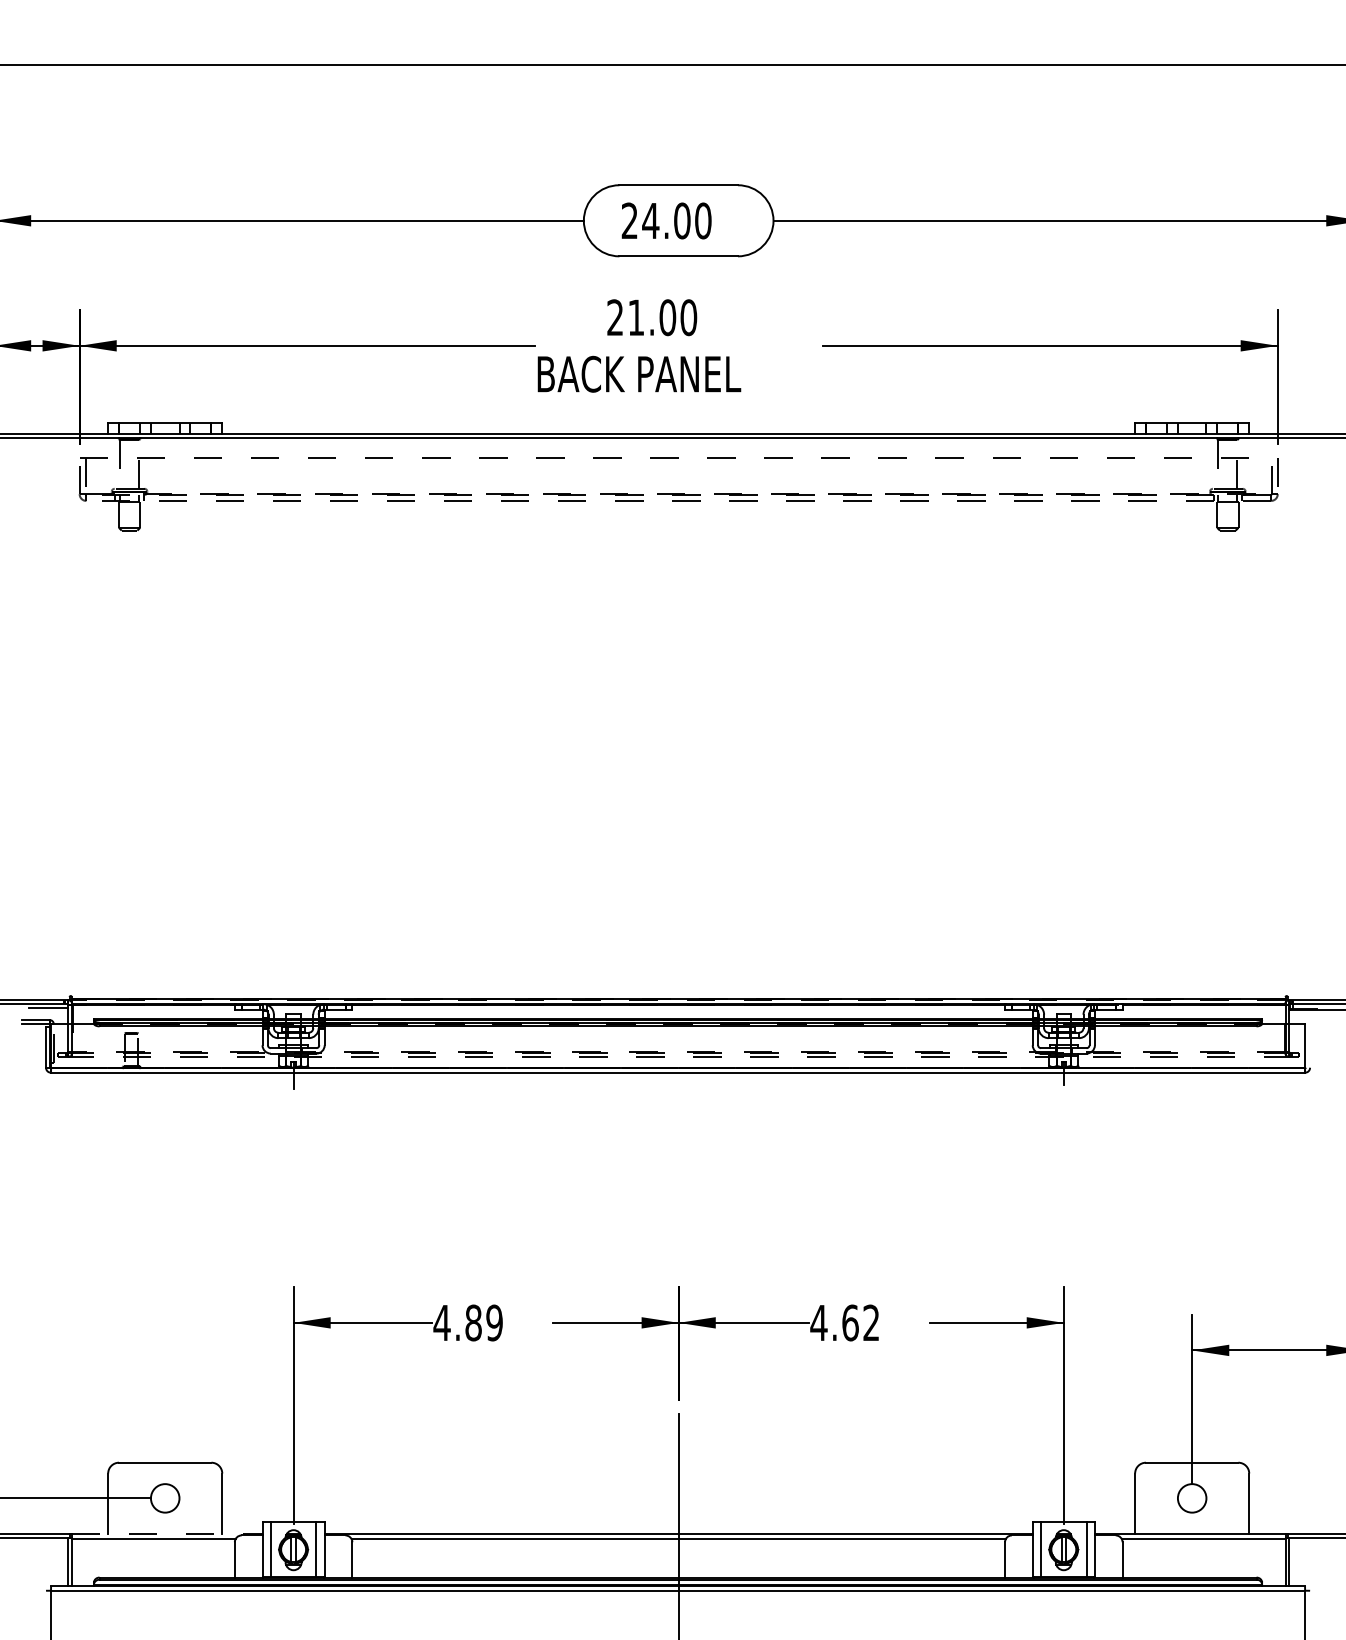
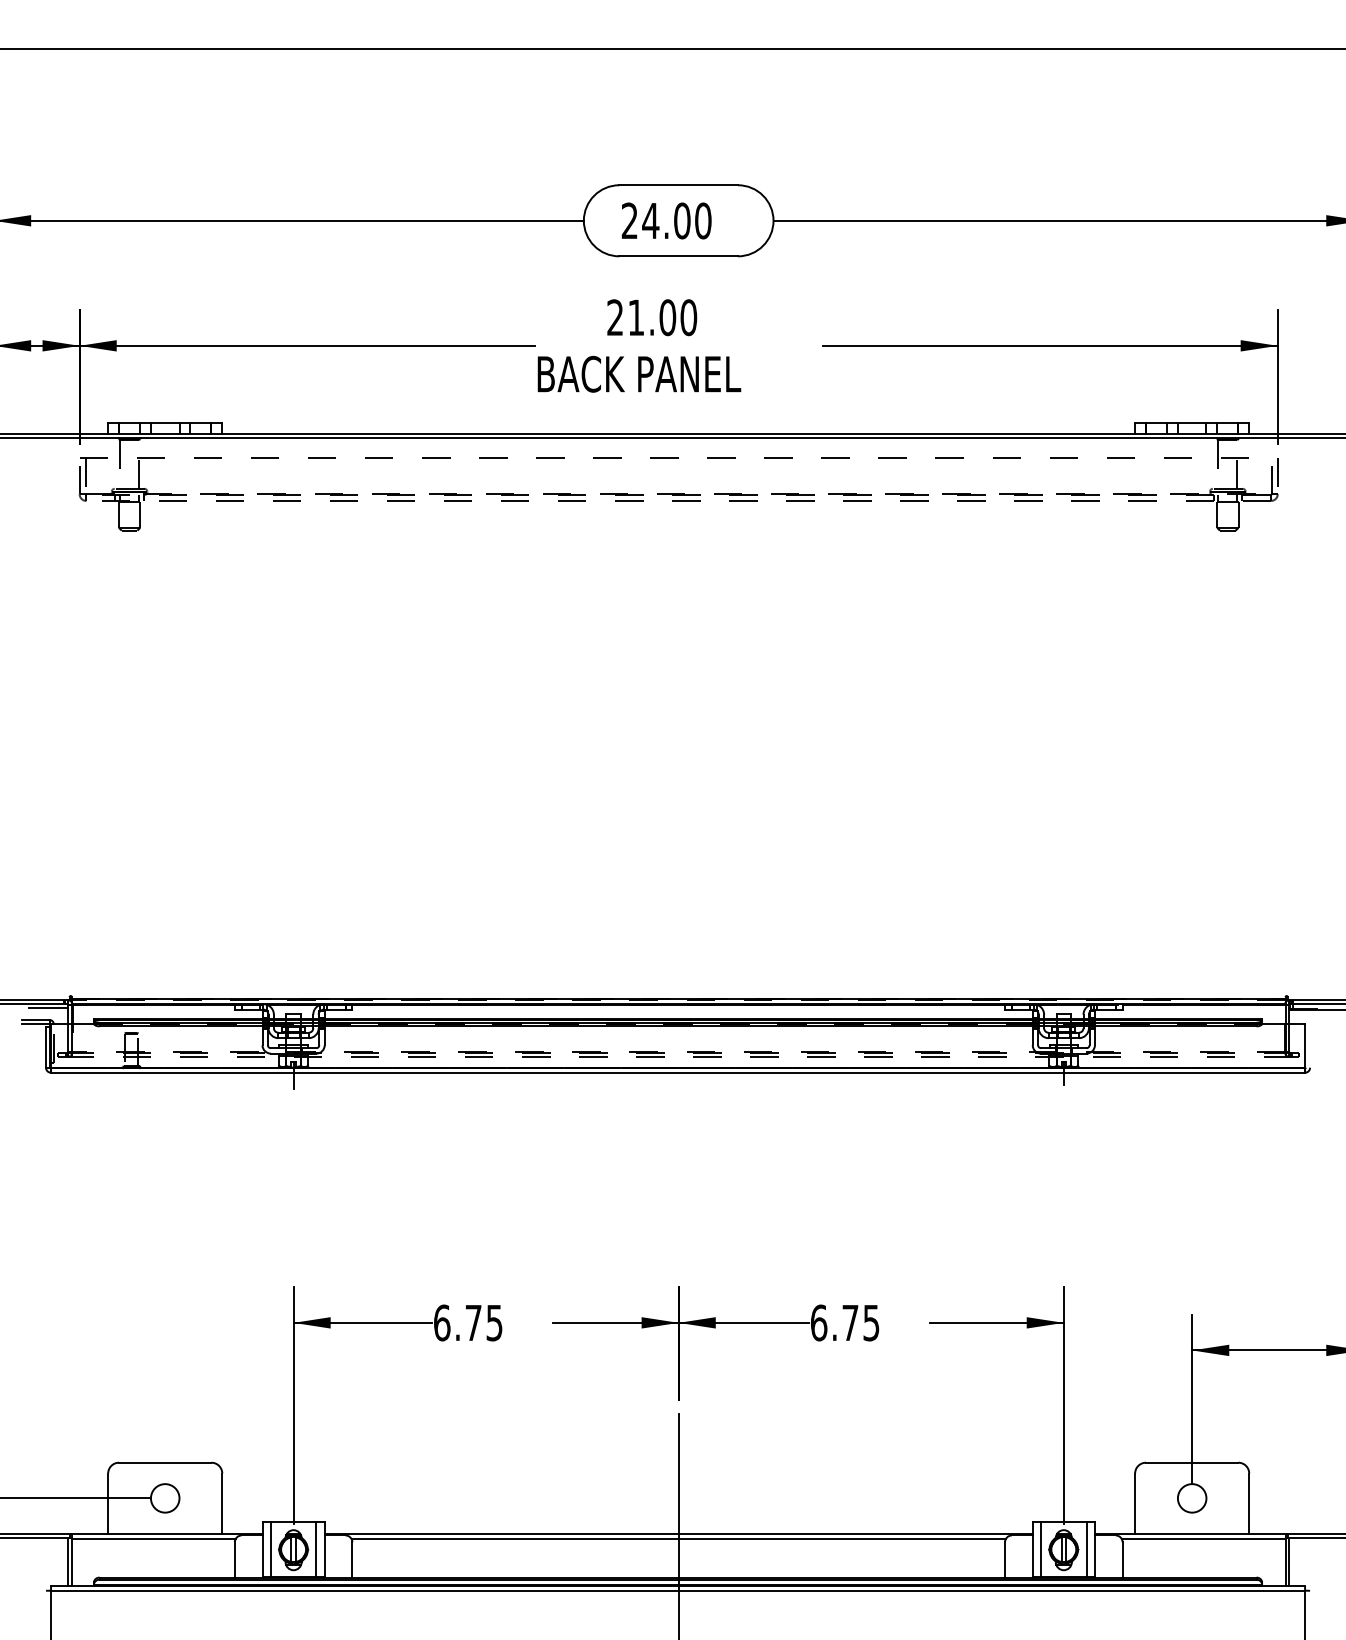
line position: (672, 65) -> (672, 49) (672, 49)
text: 4.89 -> 6.75 (467, 1322)
text: 4.62 -> 6.75 (844, 1322)
line: dashed -> solid (167, 1534)
